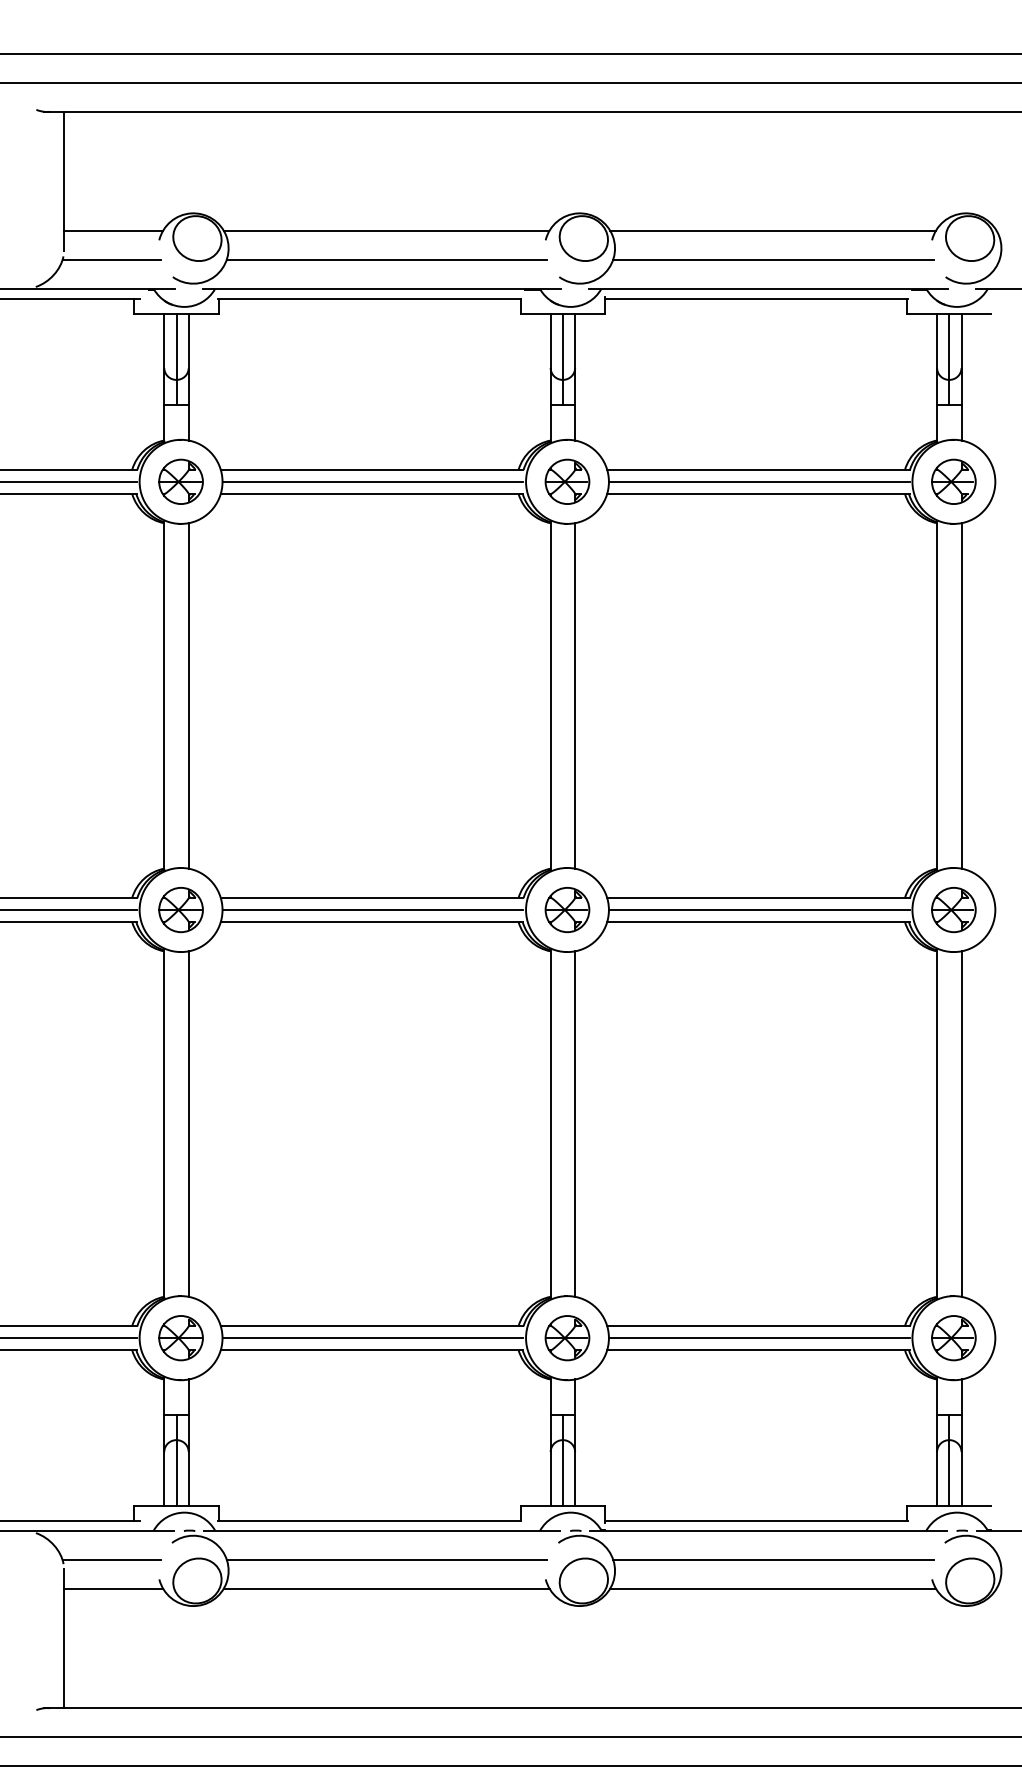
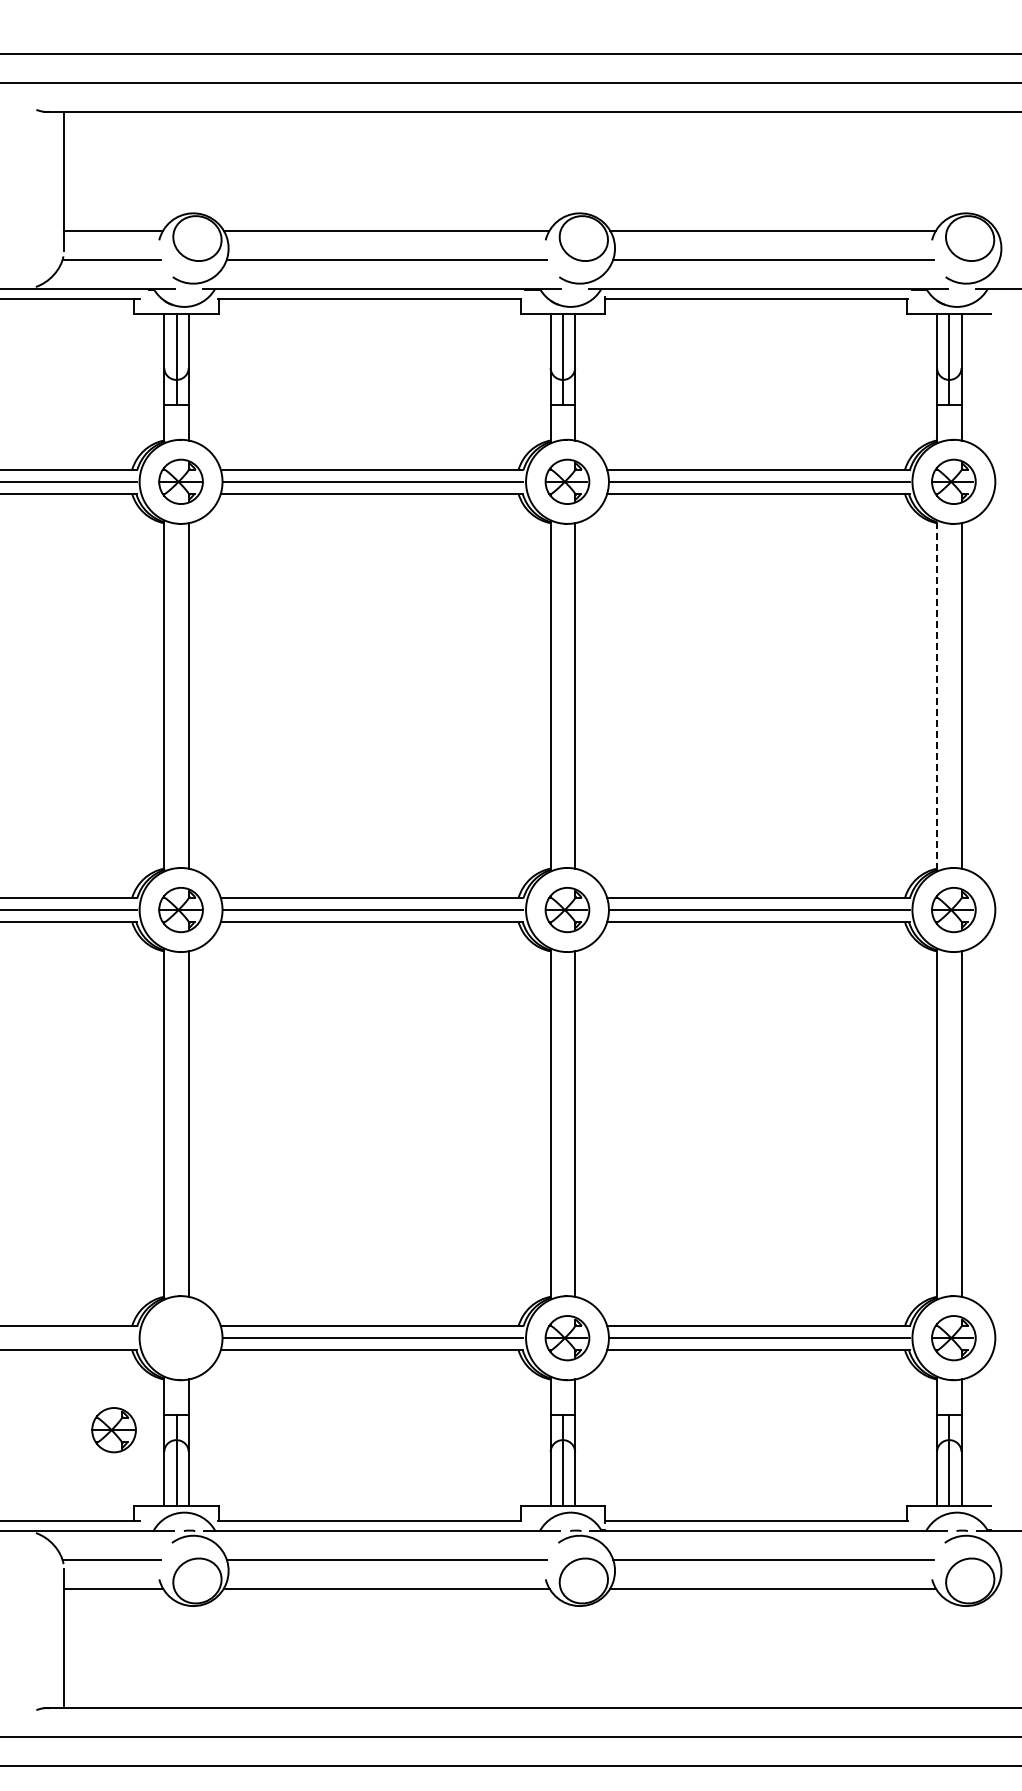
line: solid -> dashed (937, 695)
line: present -> none (69, 1338)
part position: (180, 1338) -> (113, 1430) (113, 1430)
